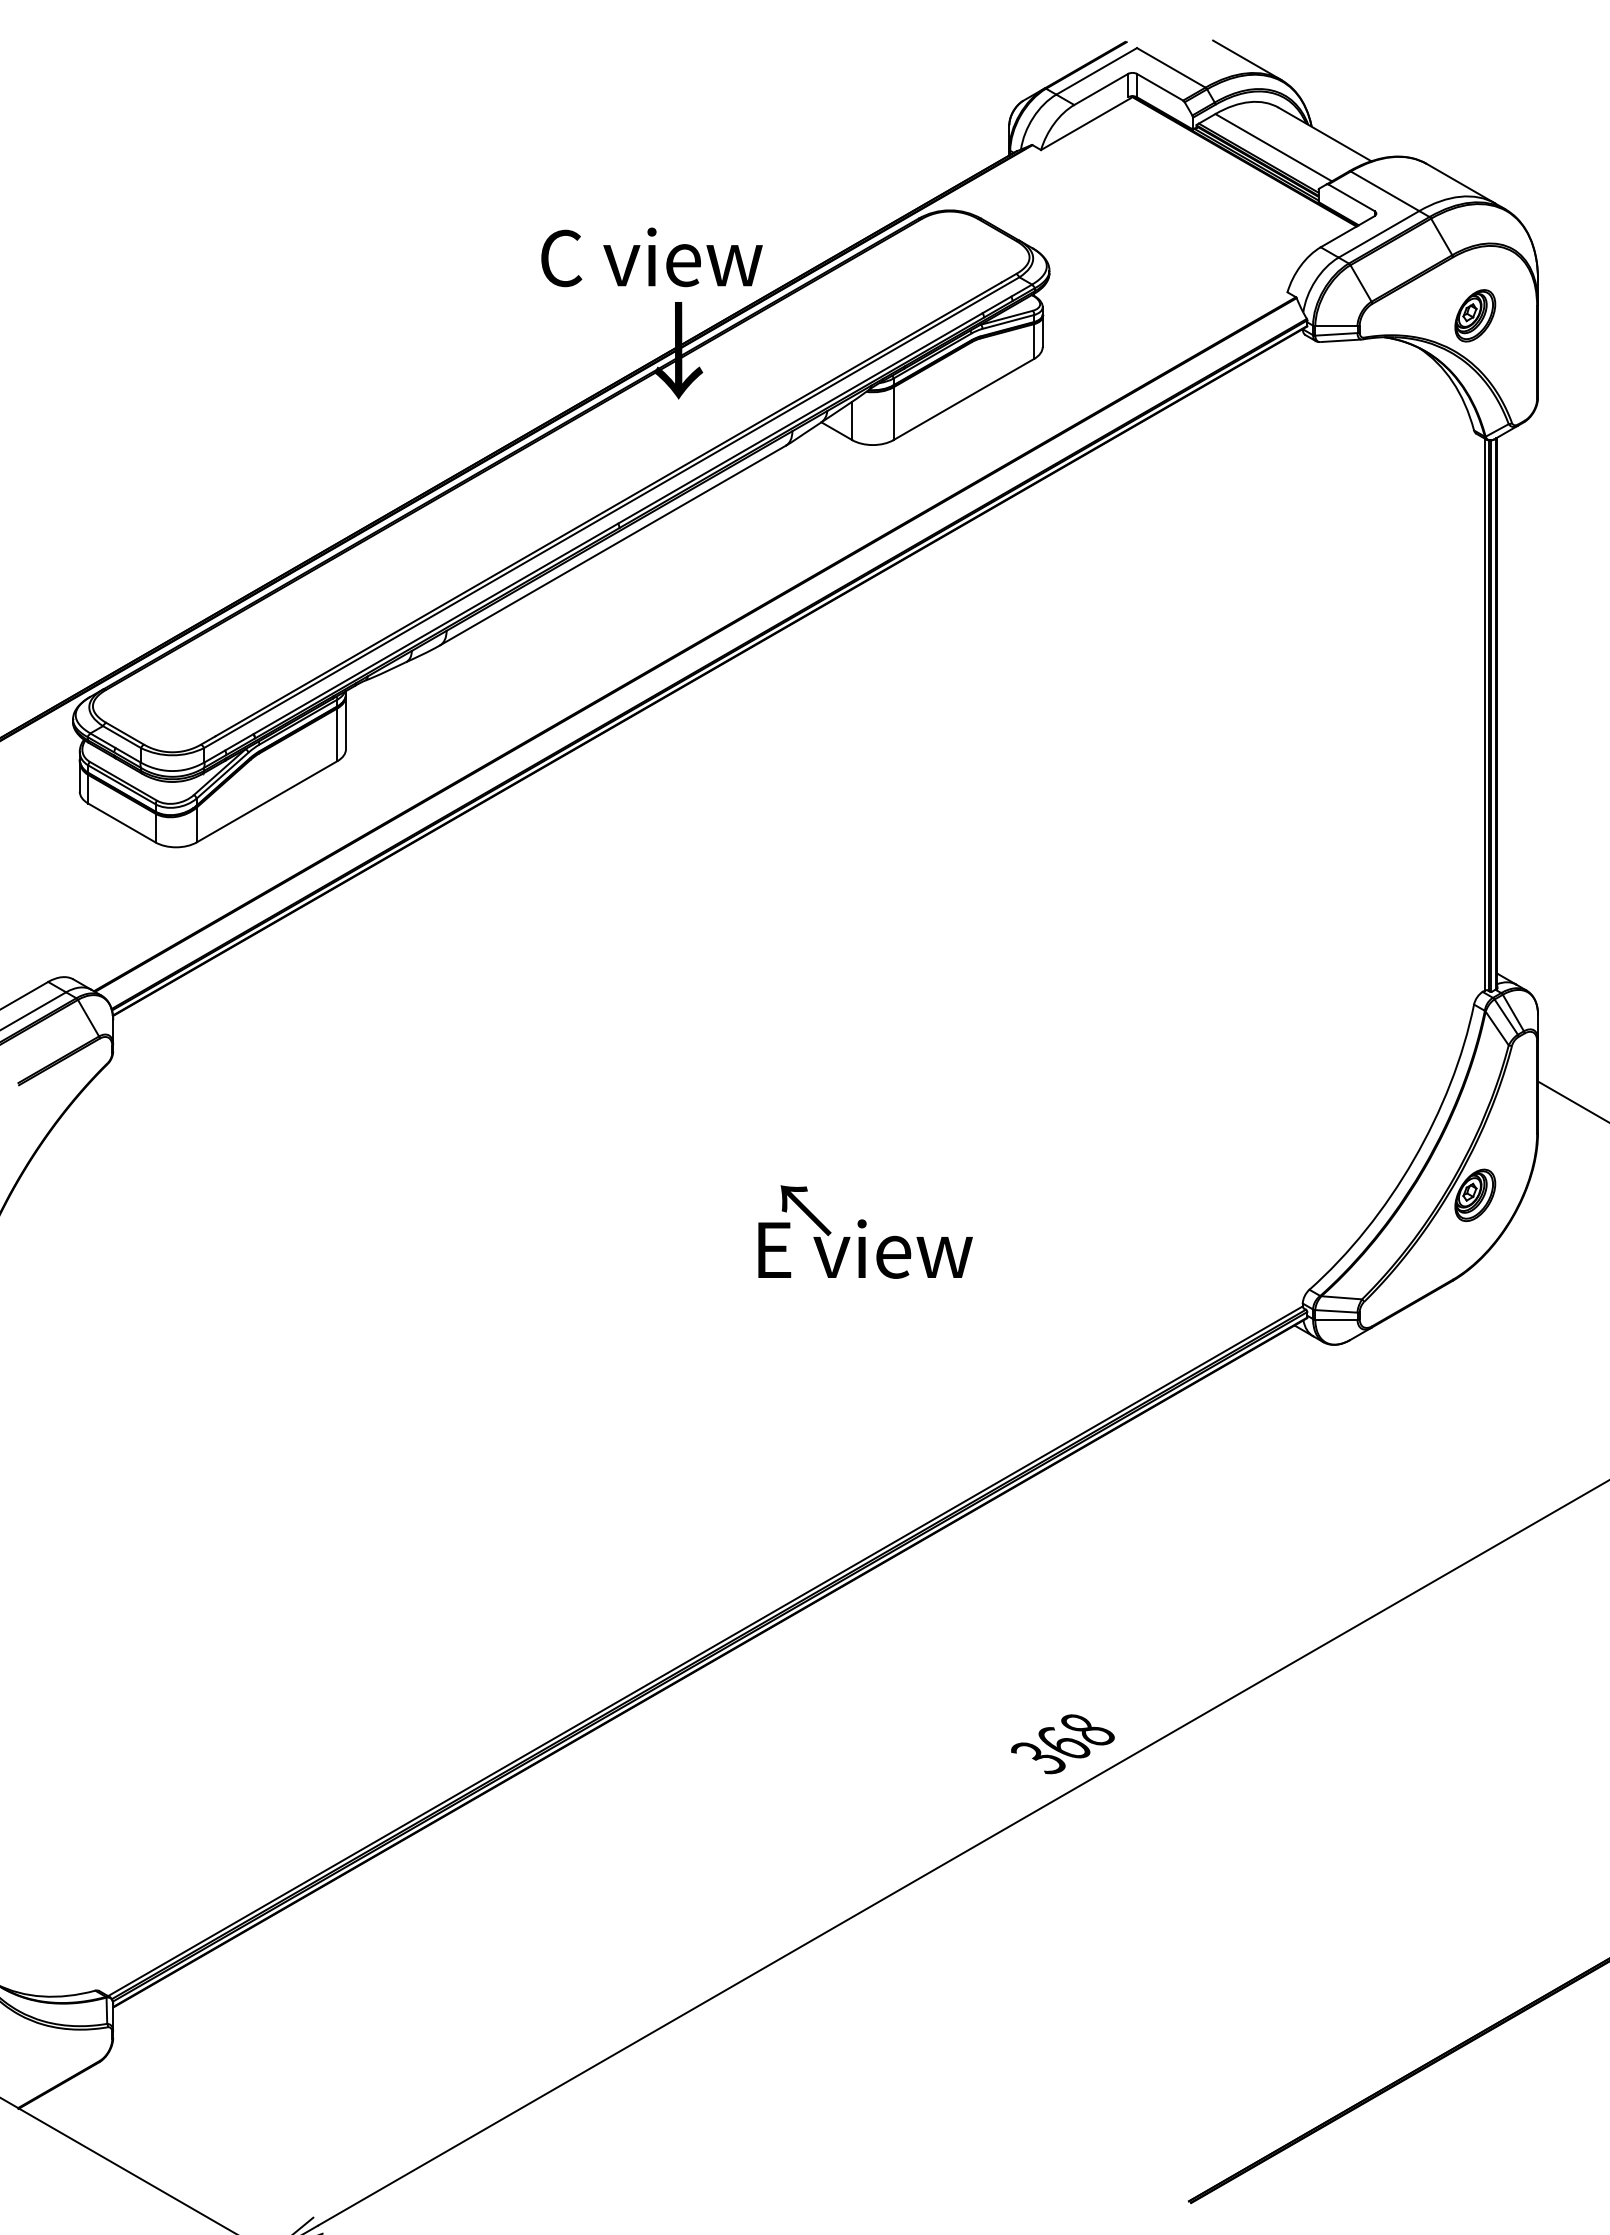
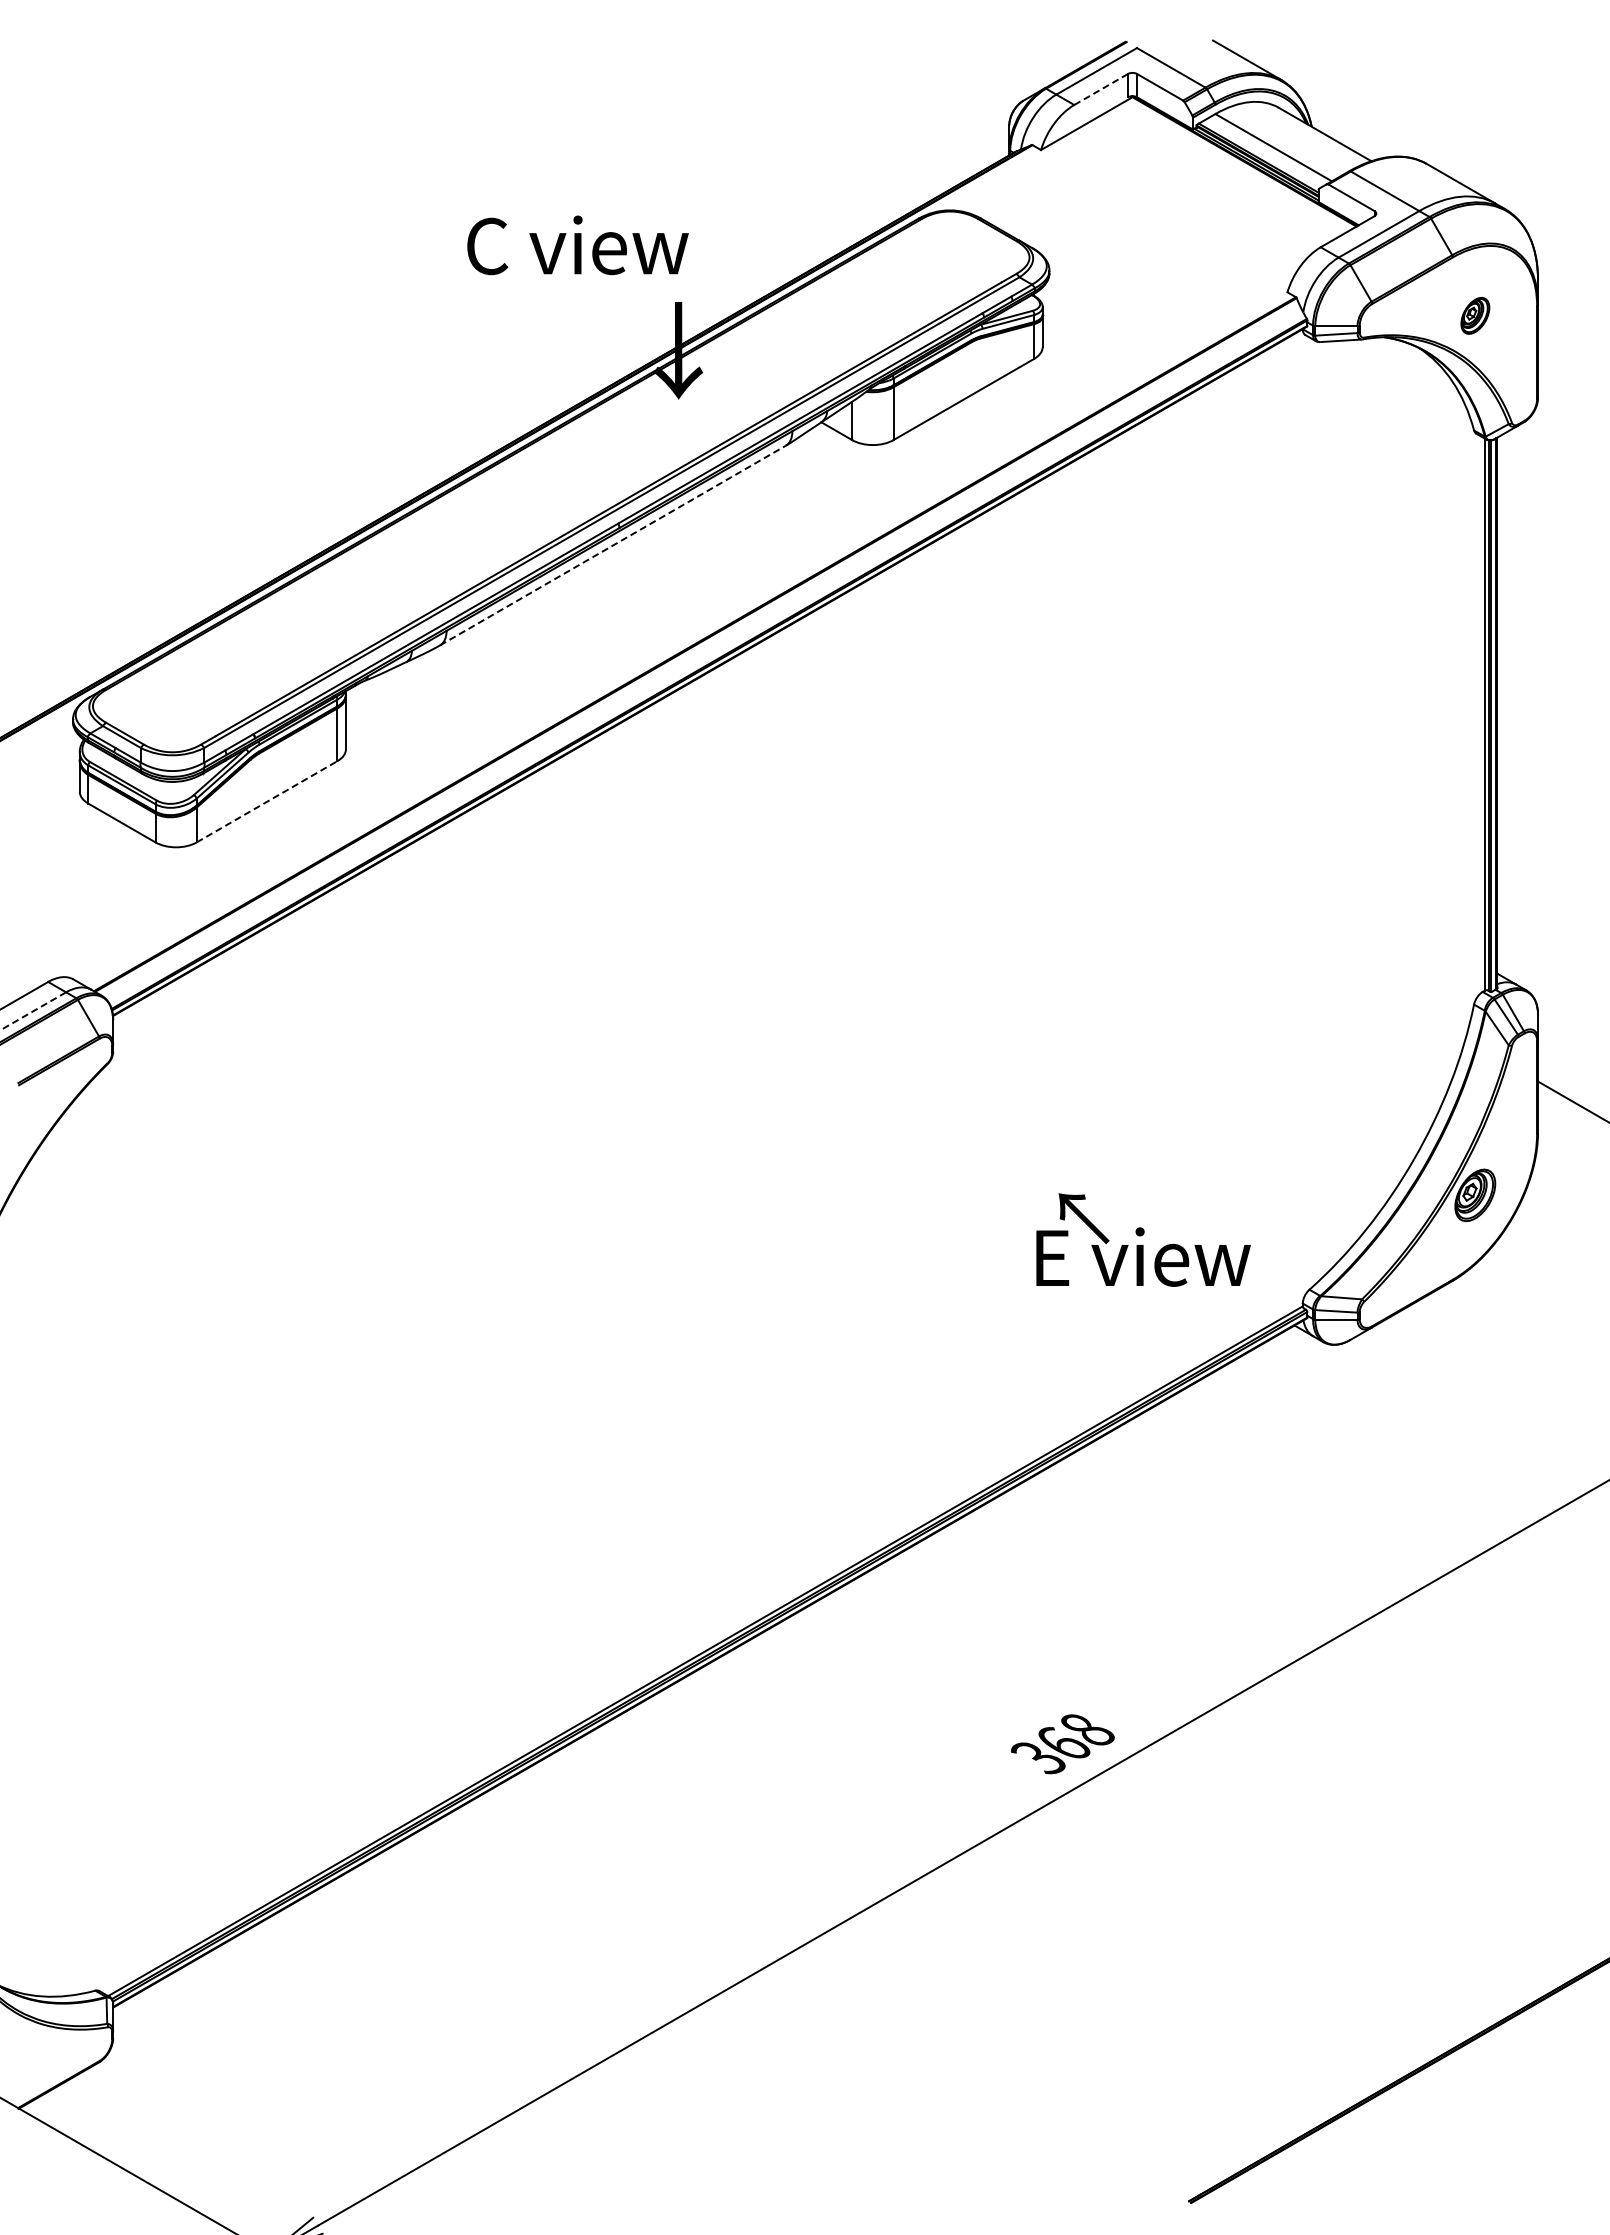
line: solid -> dashed (1101, 89)
text position: (651, 257) -> (577, 245) (577, 245)
part size: 43x54 px -> 31x38 px (1475, 315)
line: solid -> dashed (612, 545)
line: solid -> dashed (267, 801)
line: solid -> dashed (32, 1011)
text position: (865, 1231) -> (1143, 1239) (1143, 1239)
